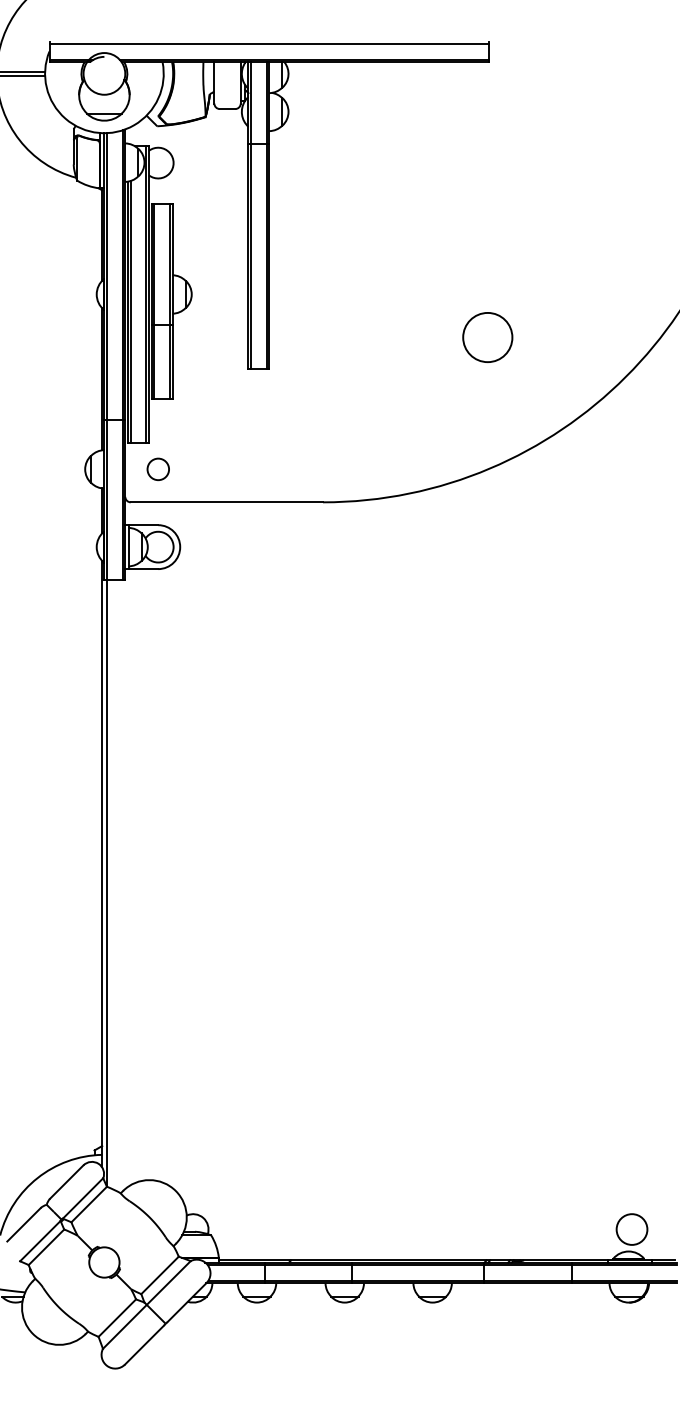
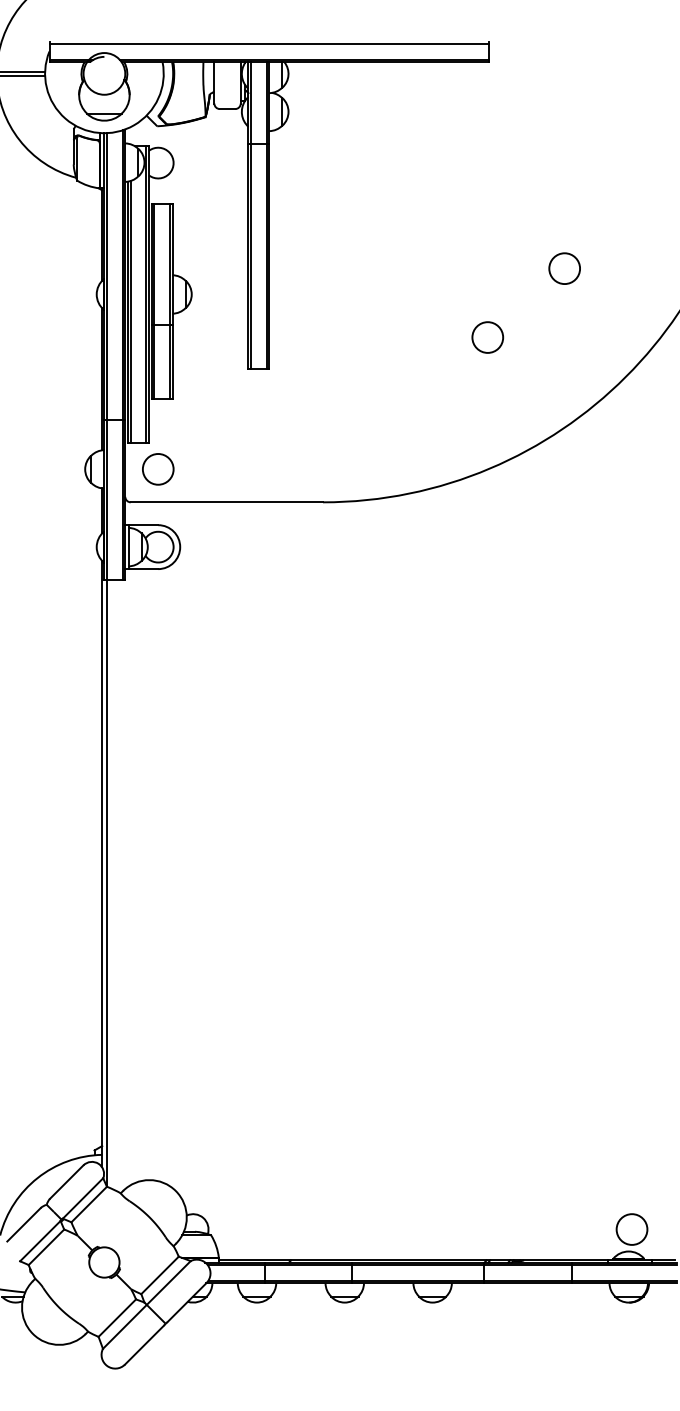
circle: none -> present (564, 268)
circle diameter: 49 px -> 31 px (487, 337)
circle size: 24x25 px -> 33x33 px (158, 469)
